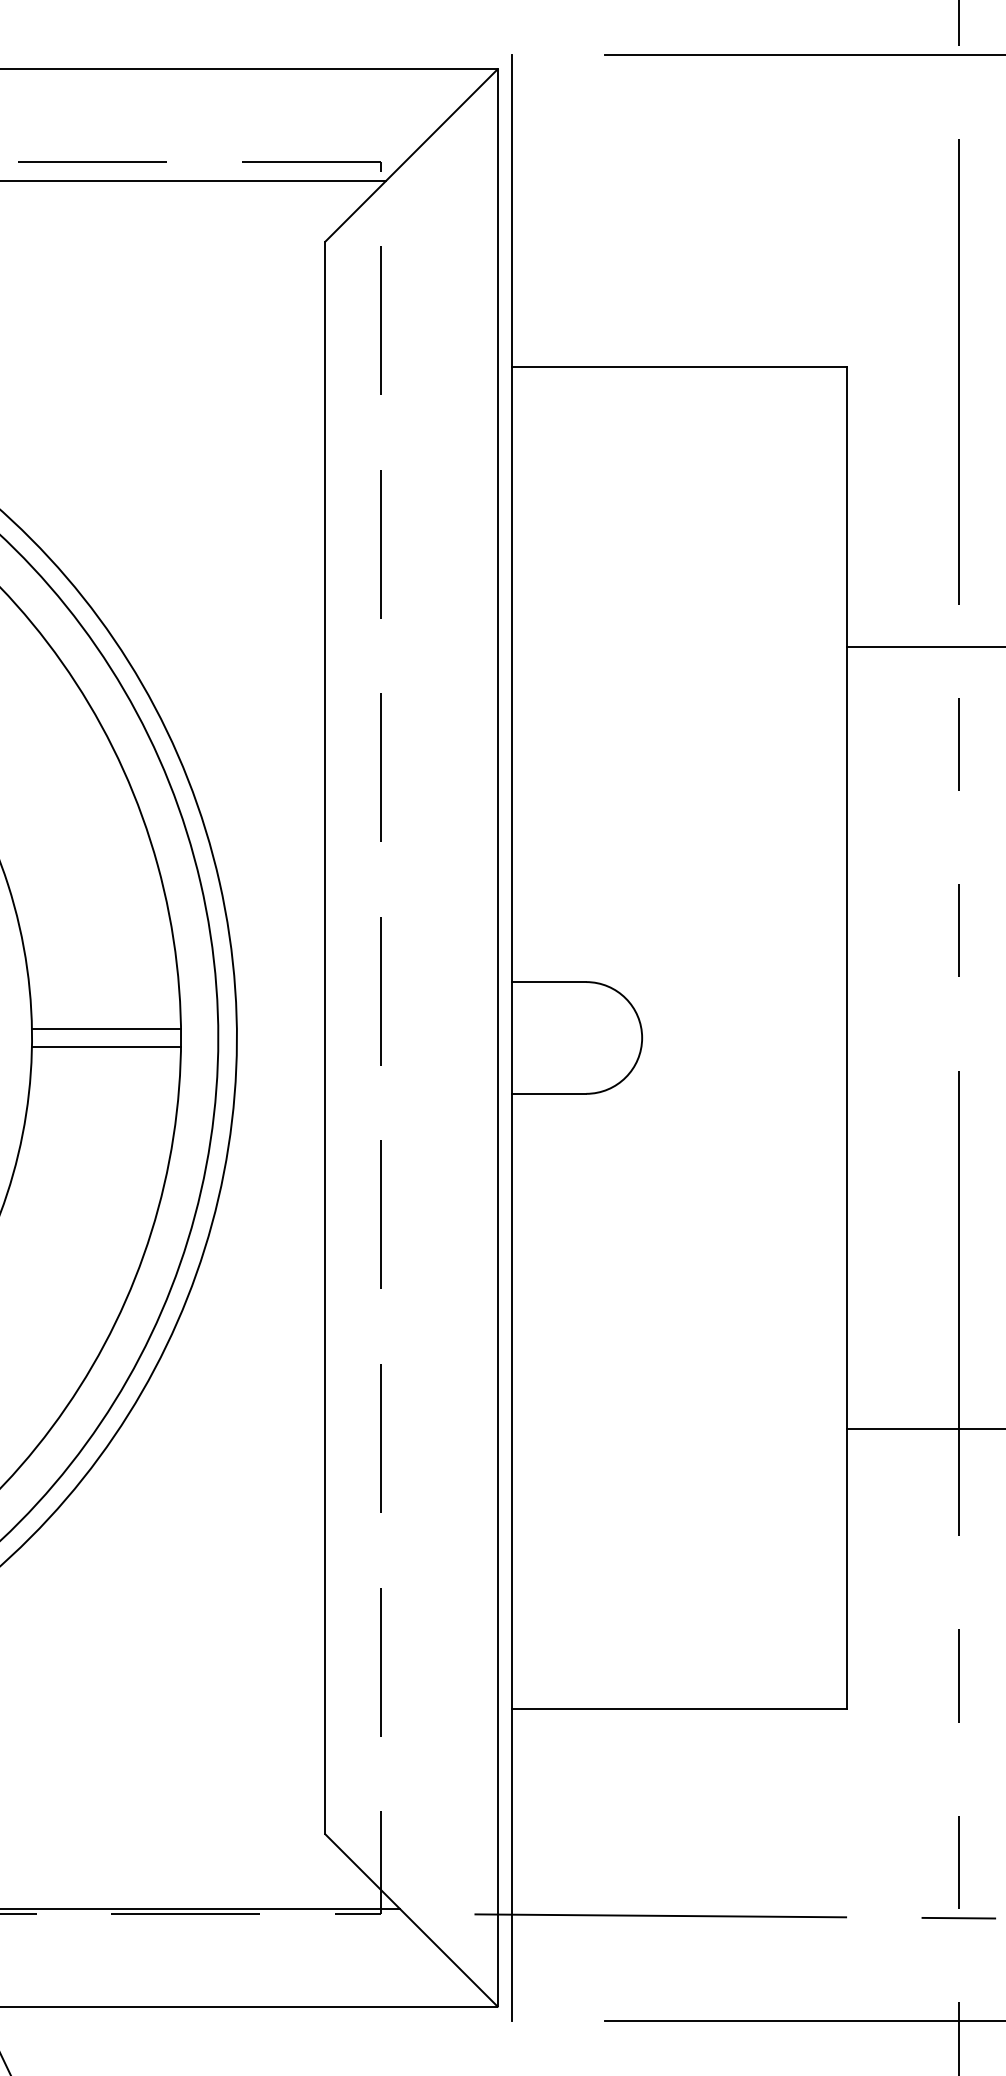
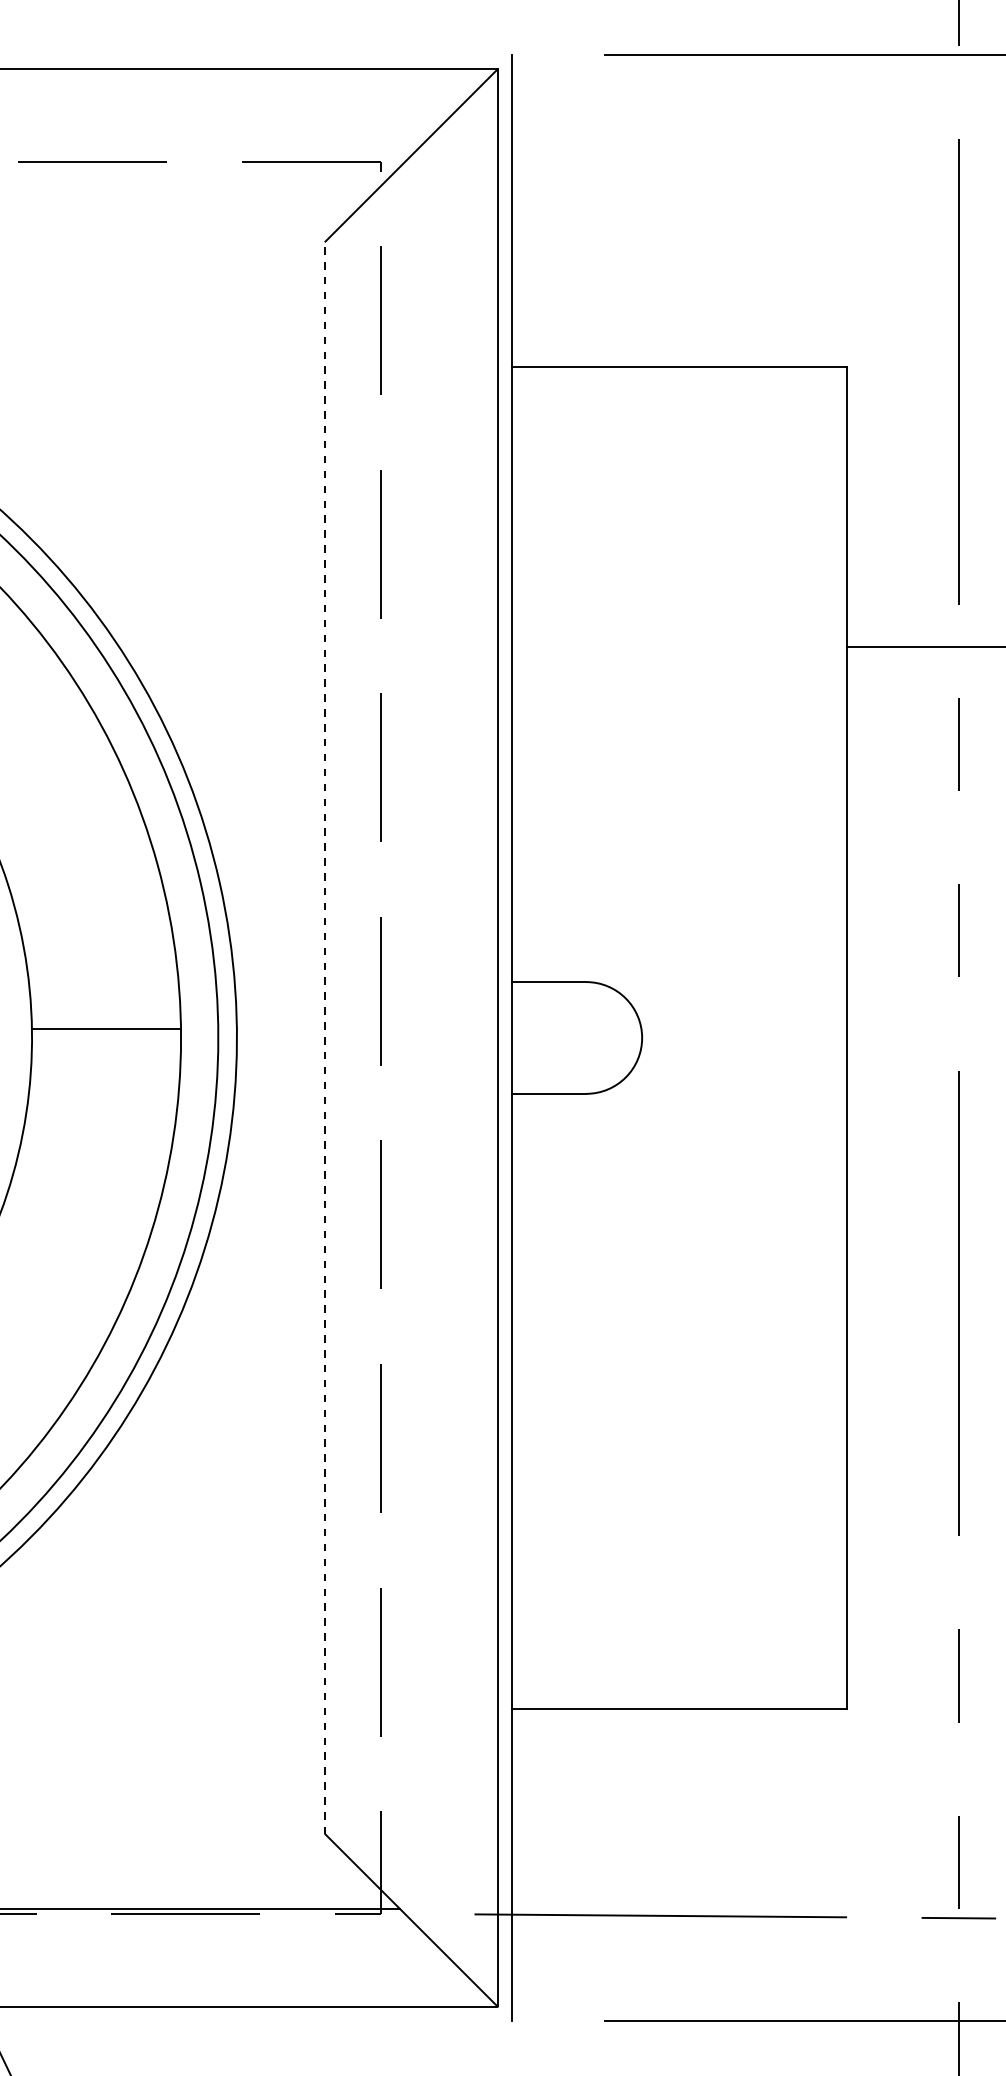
line: present -> none (193, 181)
line: solid -> dashed (325, 1037)
line: present -> none (105, 1047)
line: present -> none (924, 1429)
